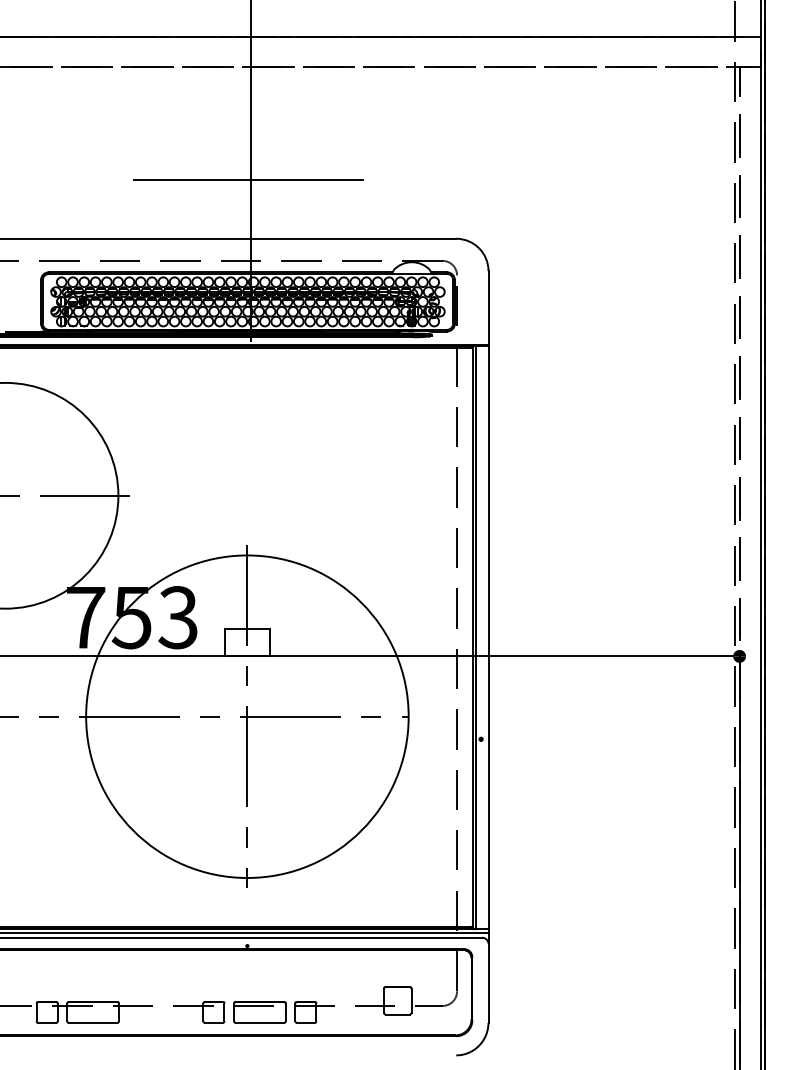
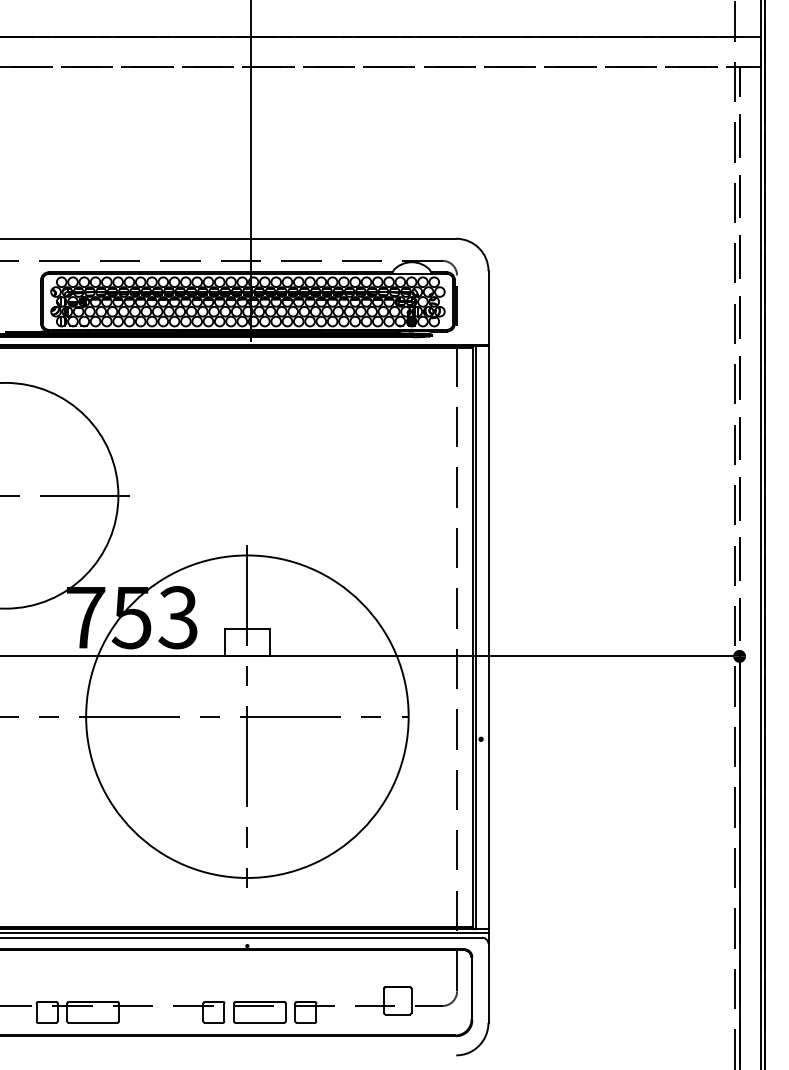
line: present -> none (248, 180)
